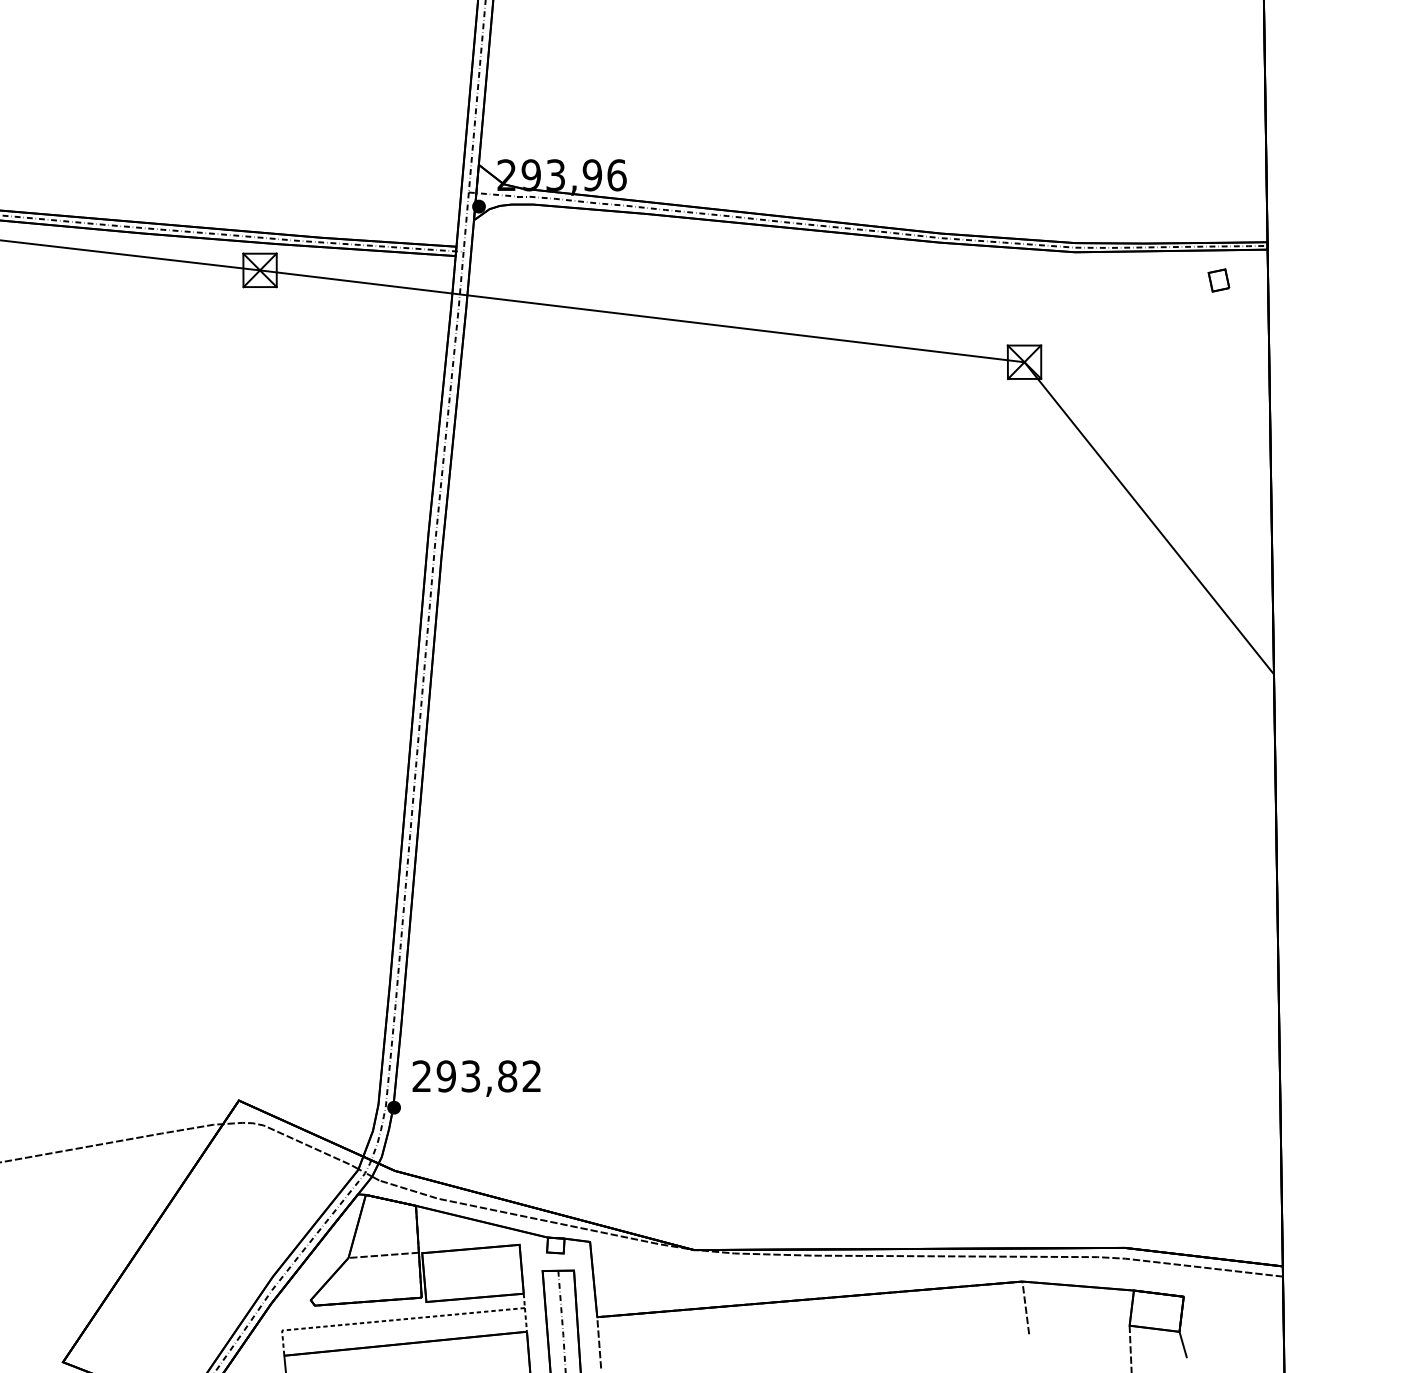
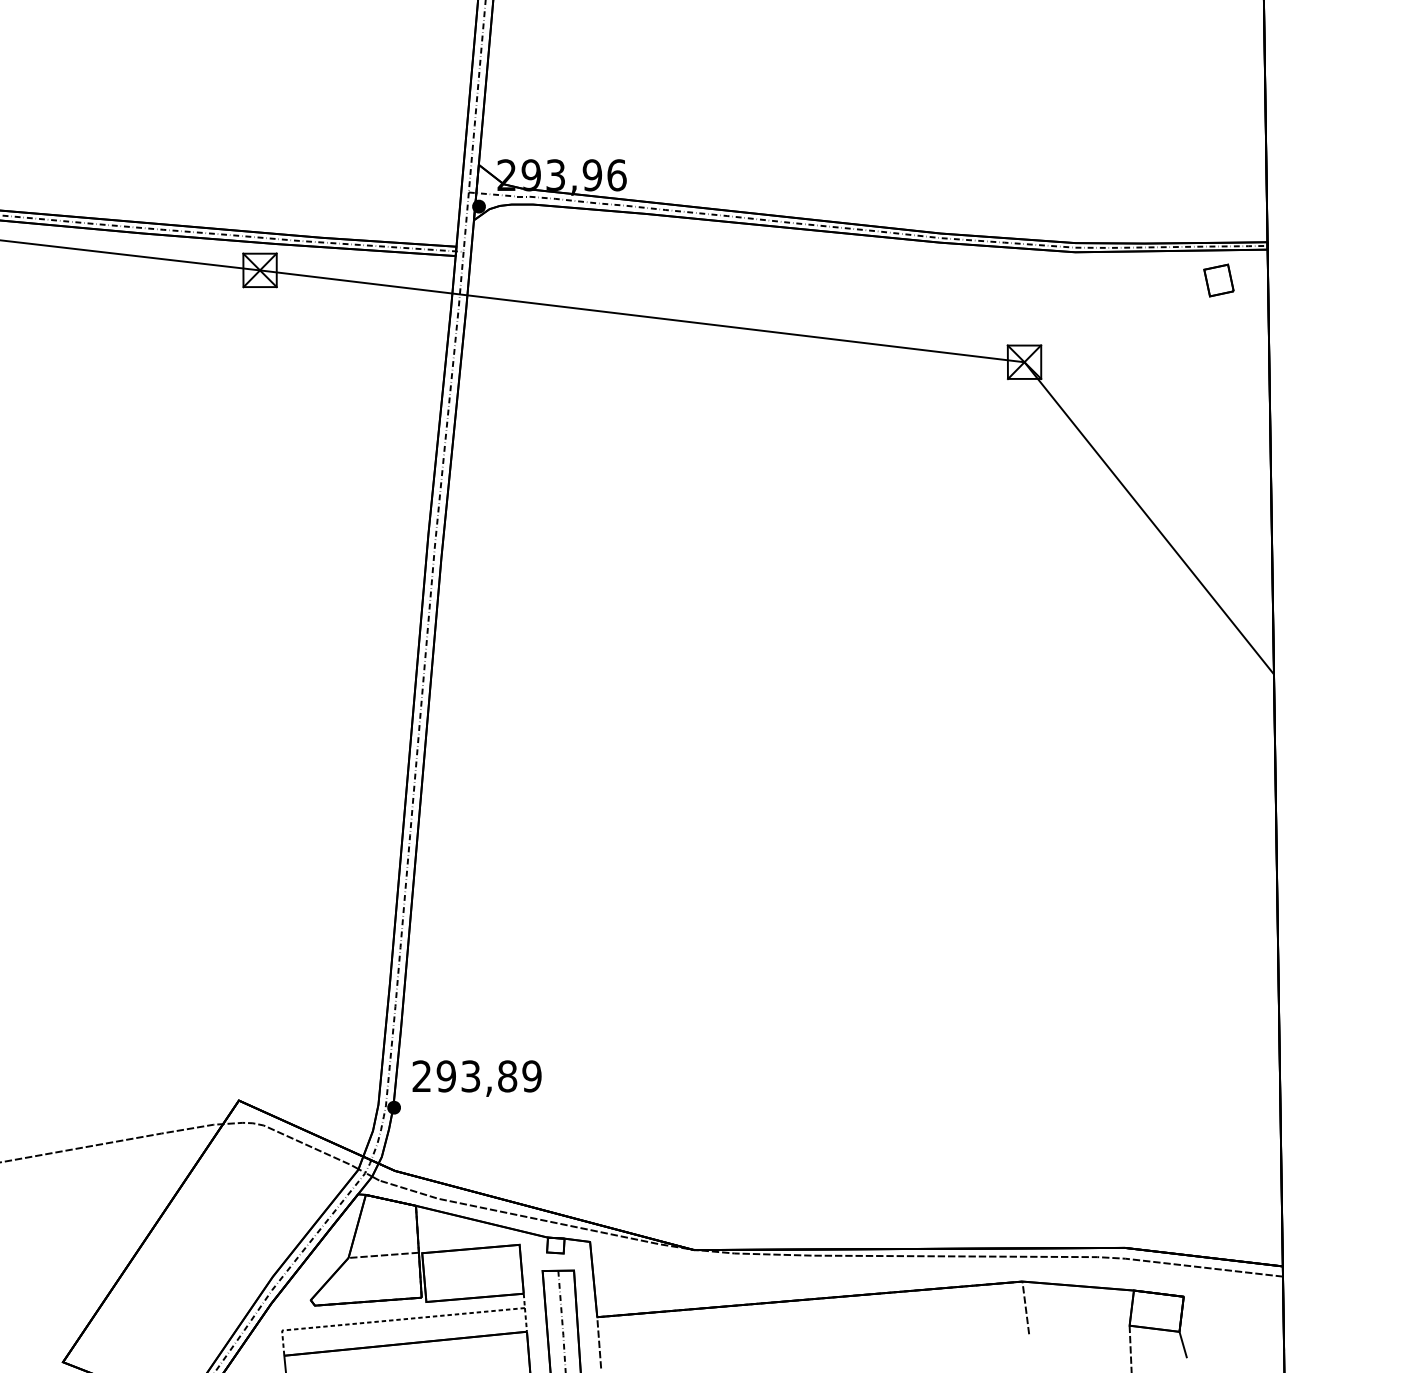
part size: 24x25 px -> 32x35 px (1218, 280)
text: 293,82 -> 293,89 (531, 1076)
